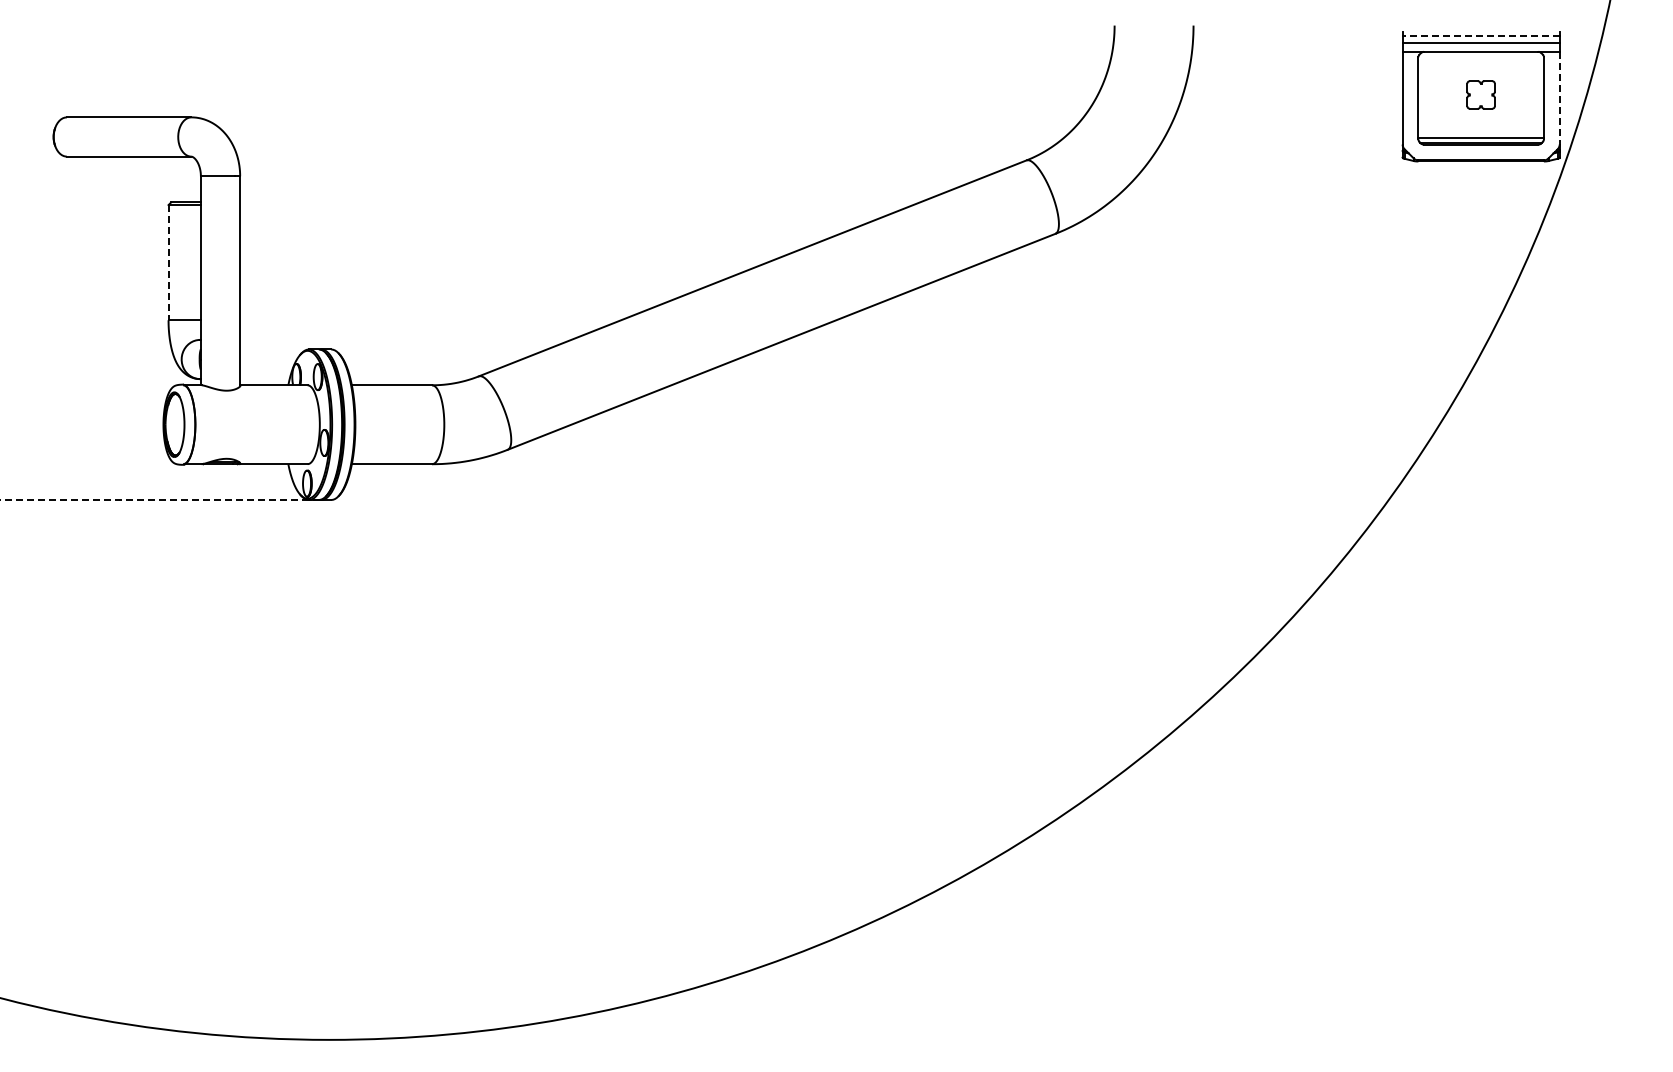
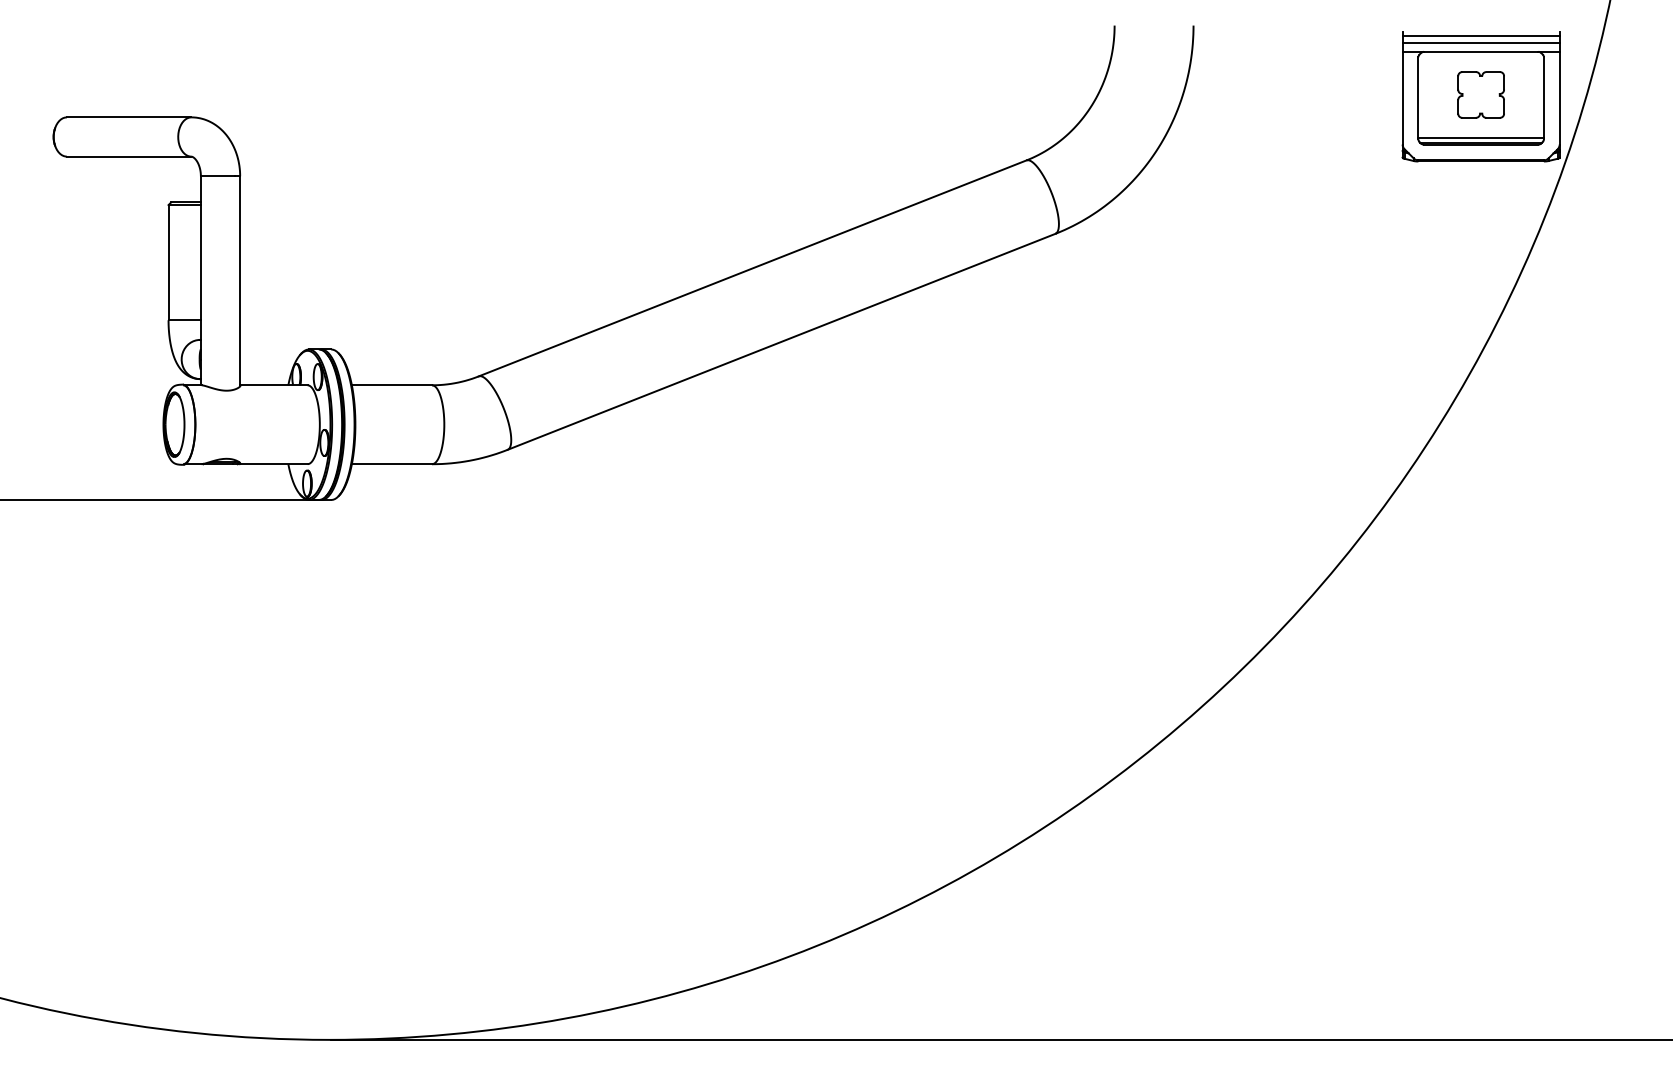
line: dashed -> solid (1481, 35)
part size: 30x30 px -> 48x48 px (1480, 94)
line: dashed -> solid (1559, 98)
line: dashed -> solid (168, 262)
line: dashed -> solid (160, 500)
line: none -> present (999, 1039)
